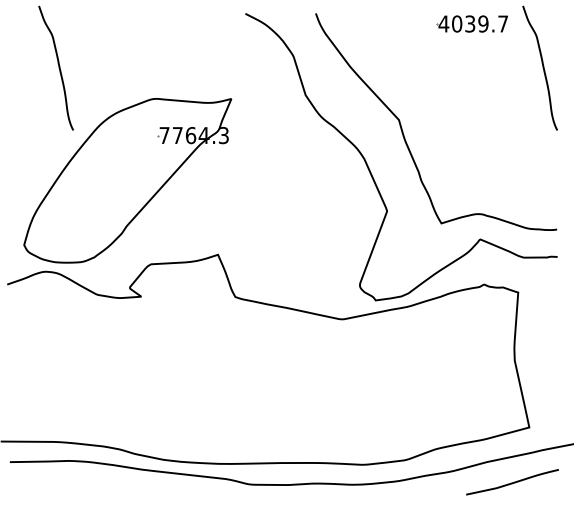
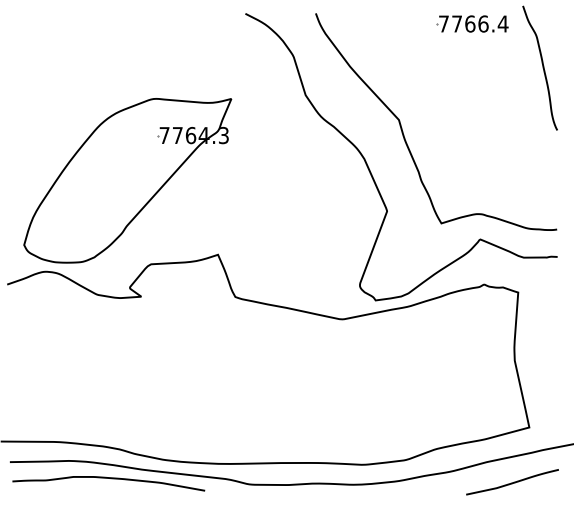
text: 4039.7 -> 7766.4 (473, 23)
curve: present -> none (58, 67)
curve: none -> present (108, 478)
